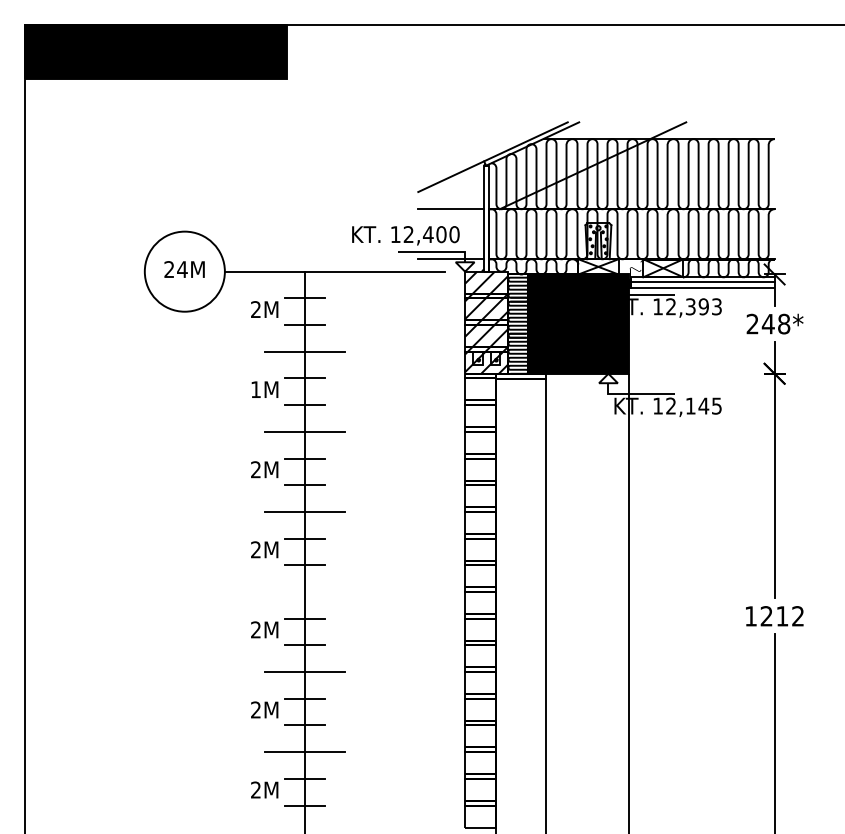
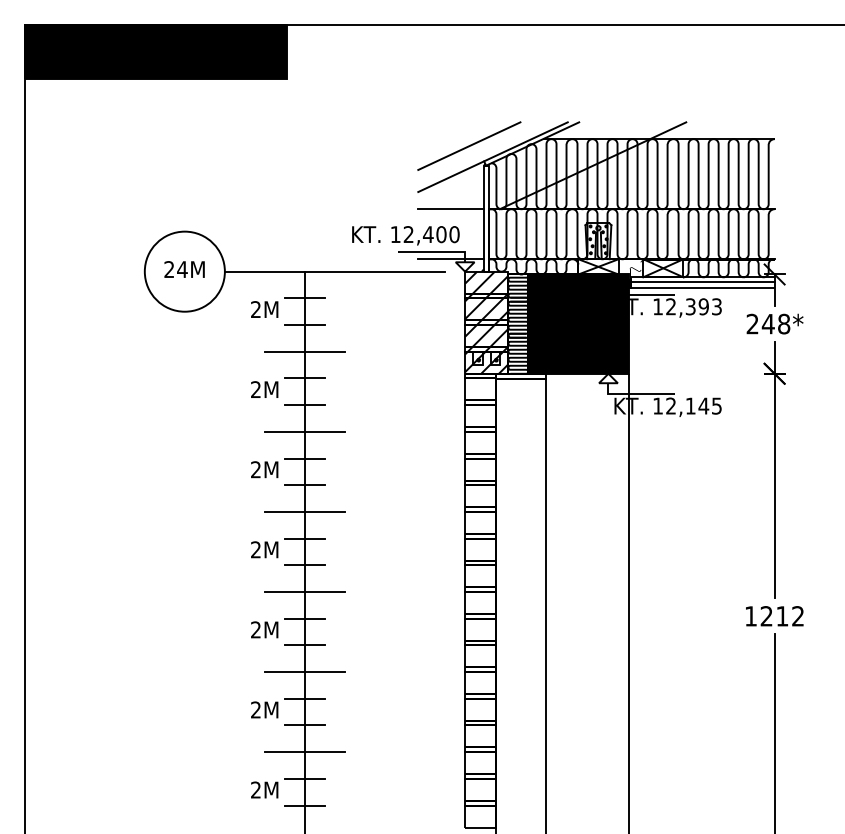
line: none -> present (469, 145)
text: 1M -> 2M (255, 389)
line: none -> present (304, 592)
